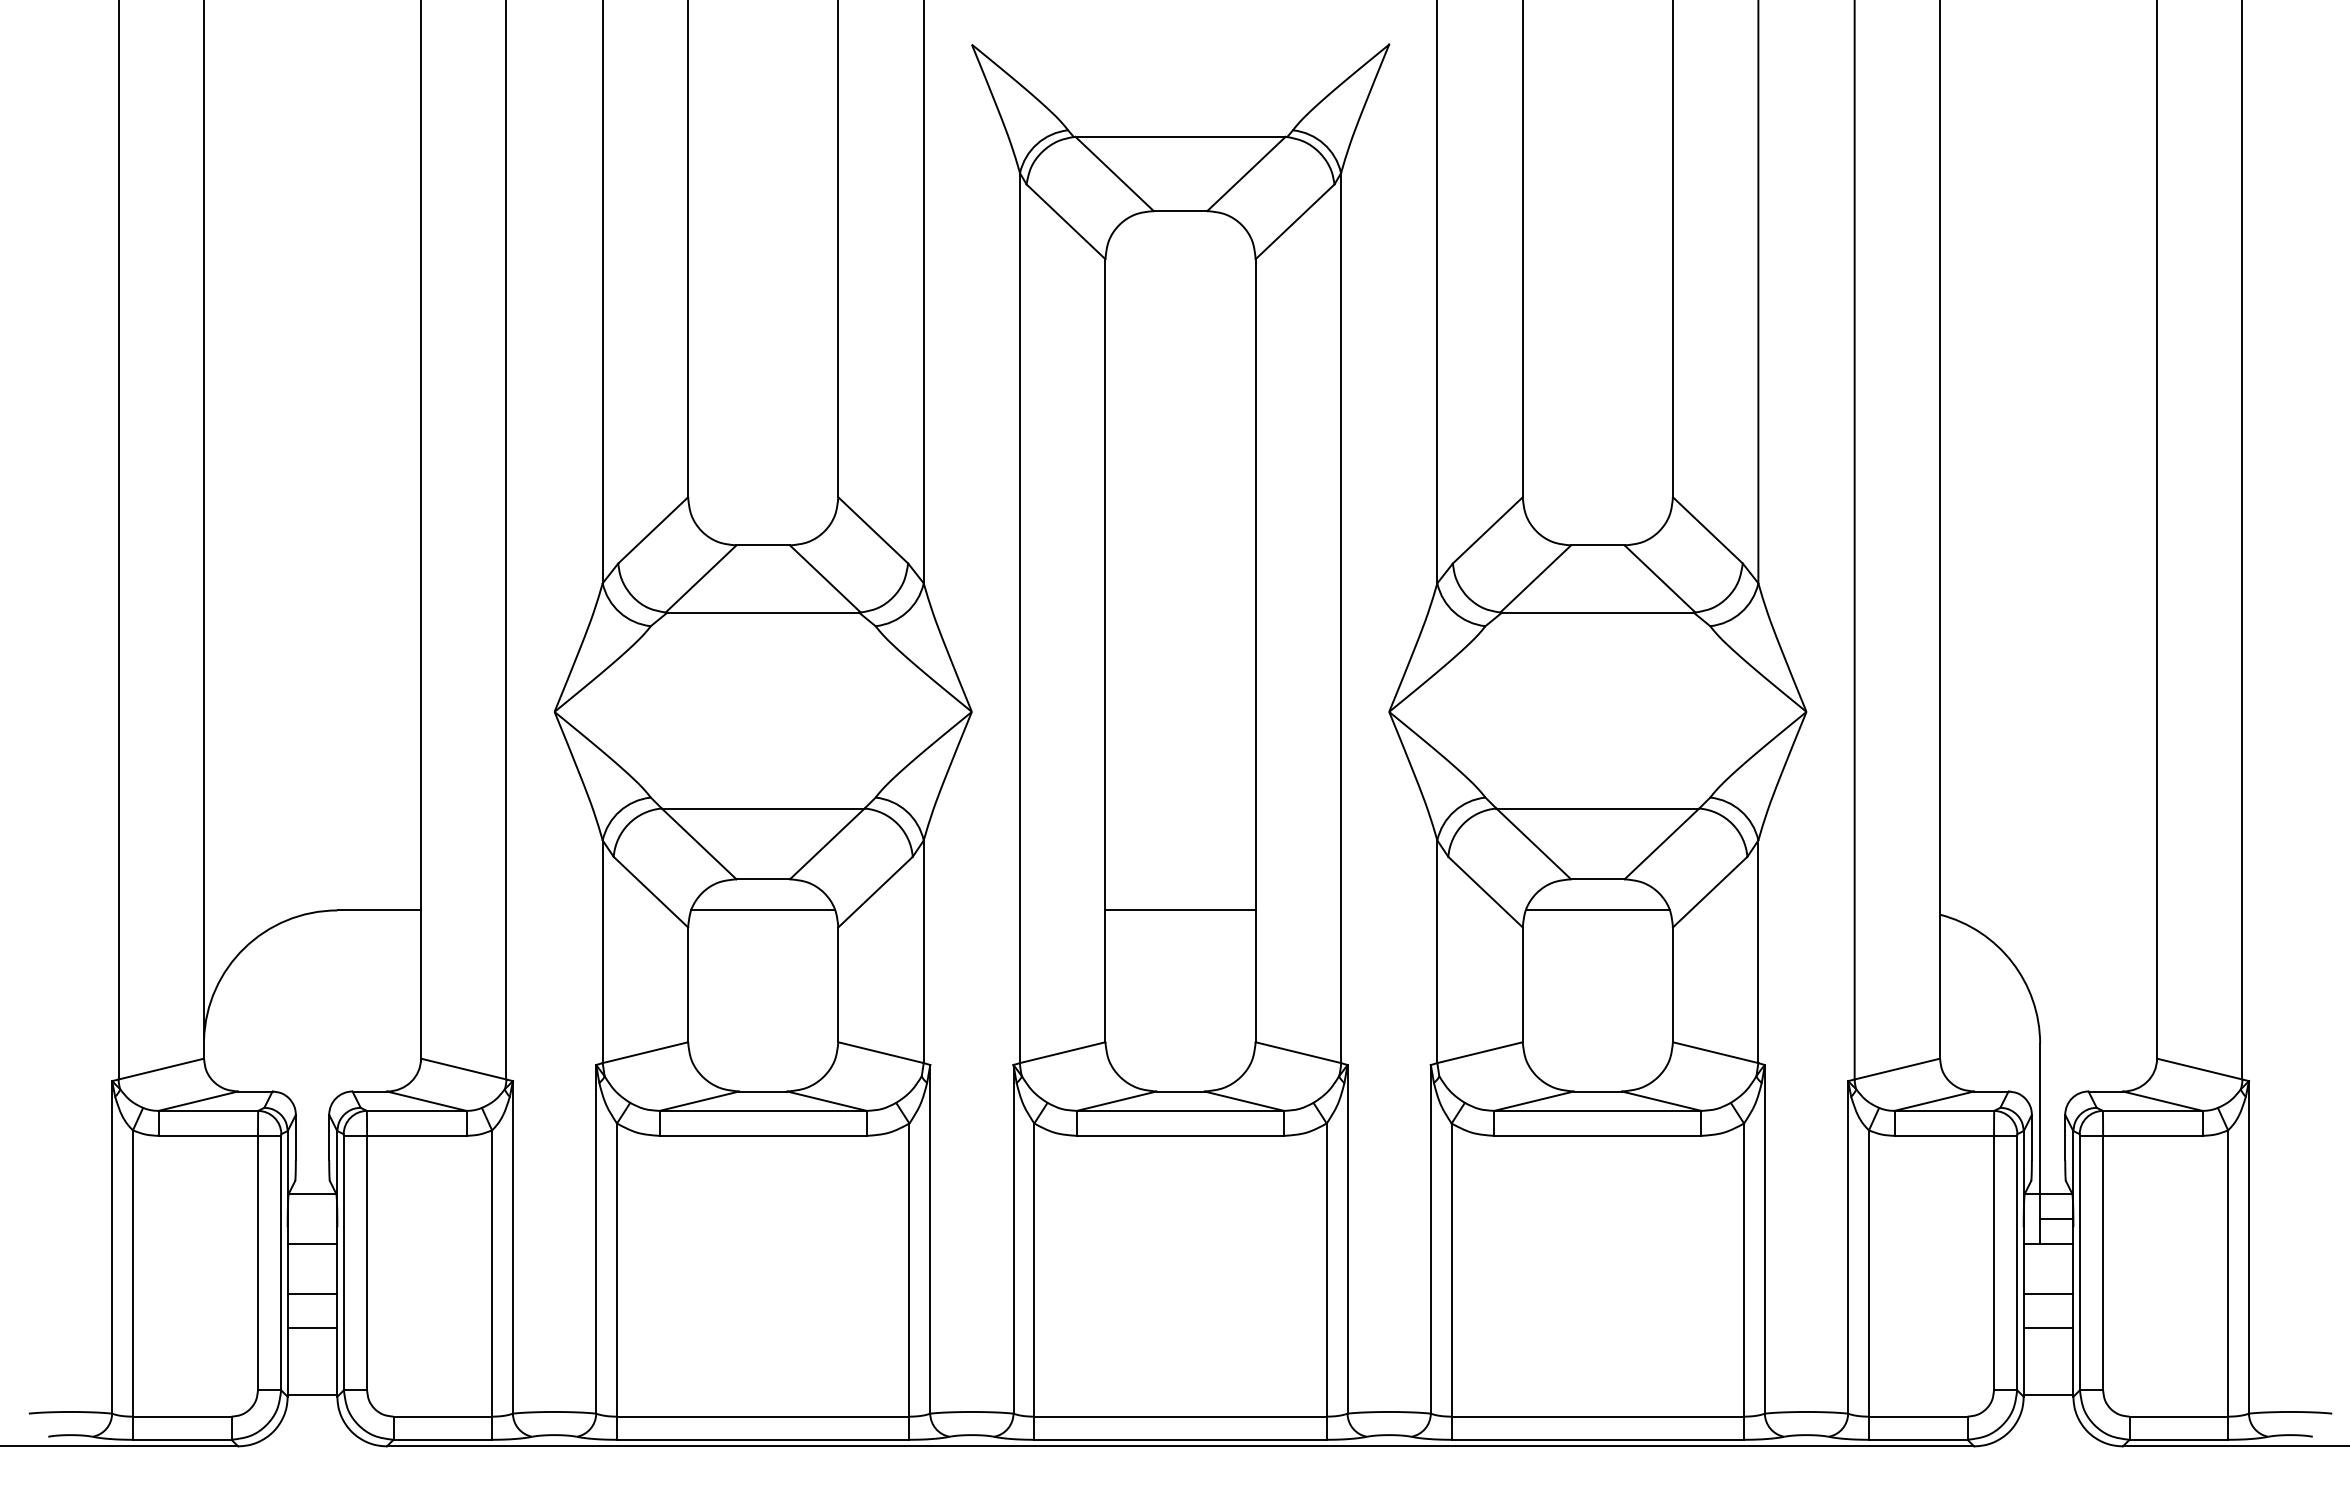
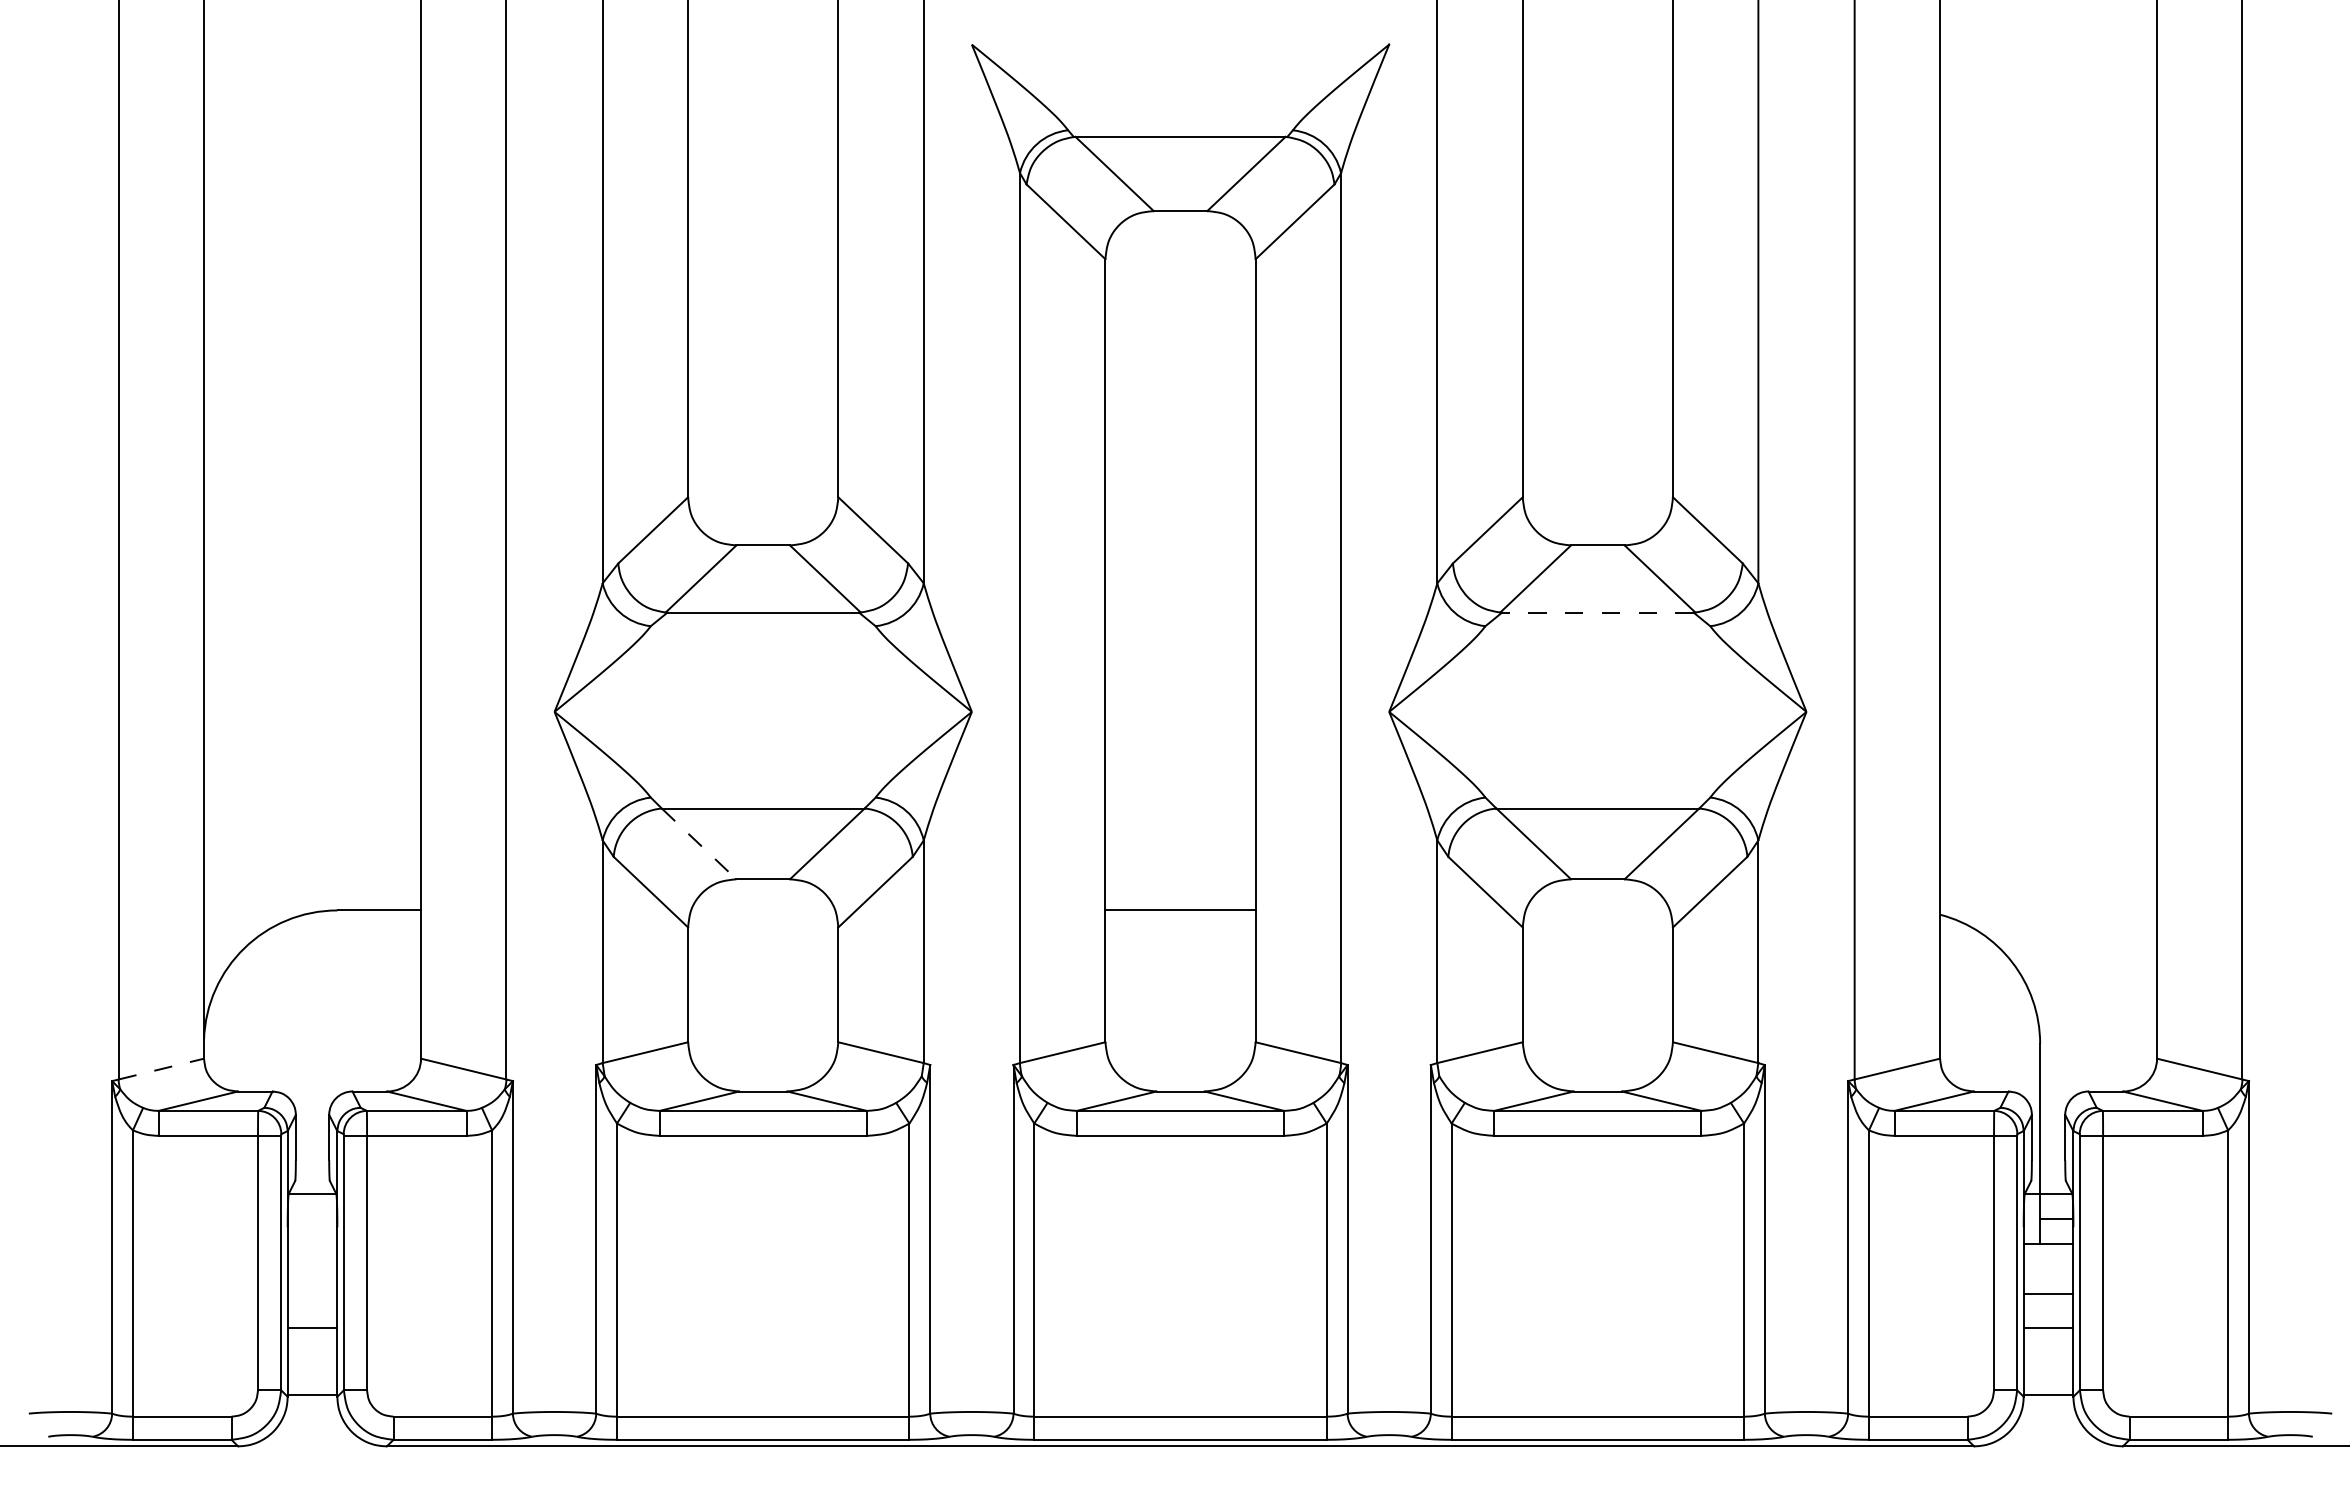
line: solid -> dashed (1597, 612)
line: solid -> dashed (699, 844)
line: present -> none (763, 910)
line: present -> none (1597, 910)
line: solid -> dashed (161, 1069)
line: present -> none (312, 1244)
line: present -> none (312, 1294)
